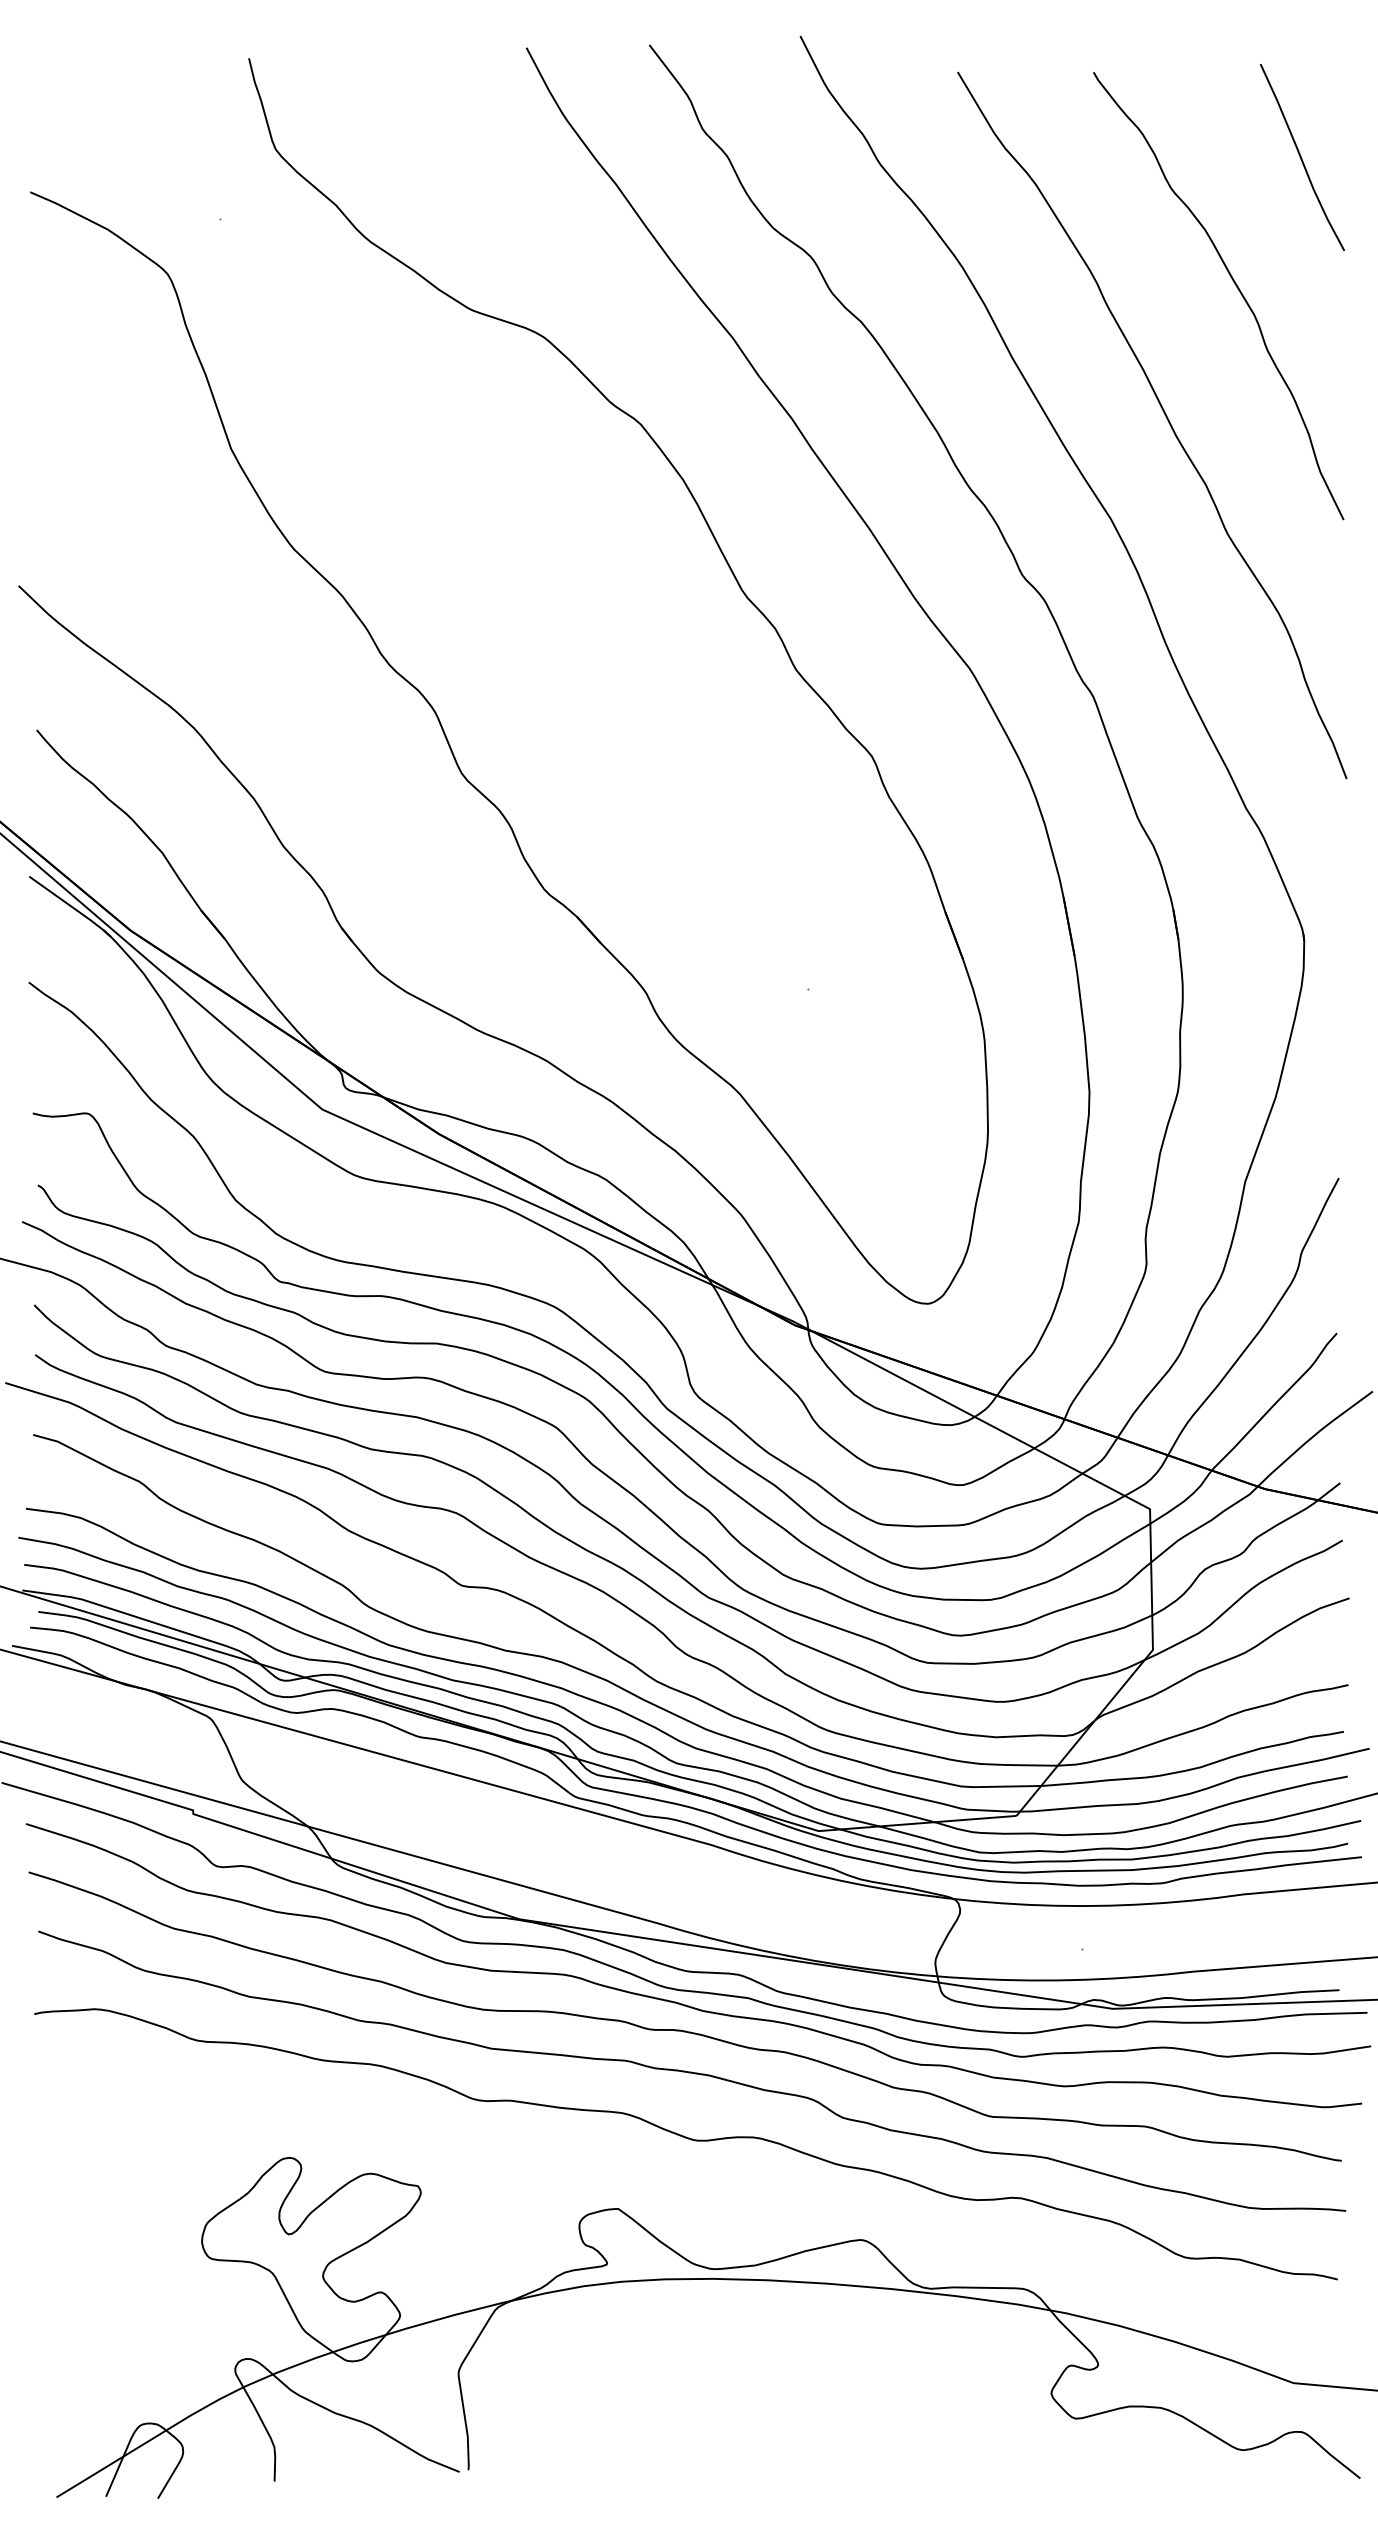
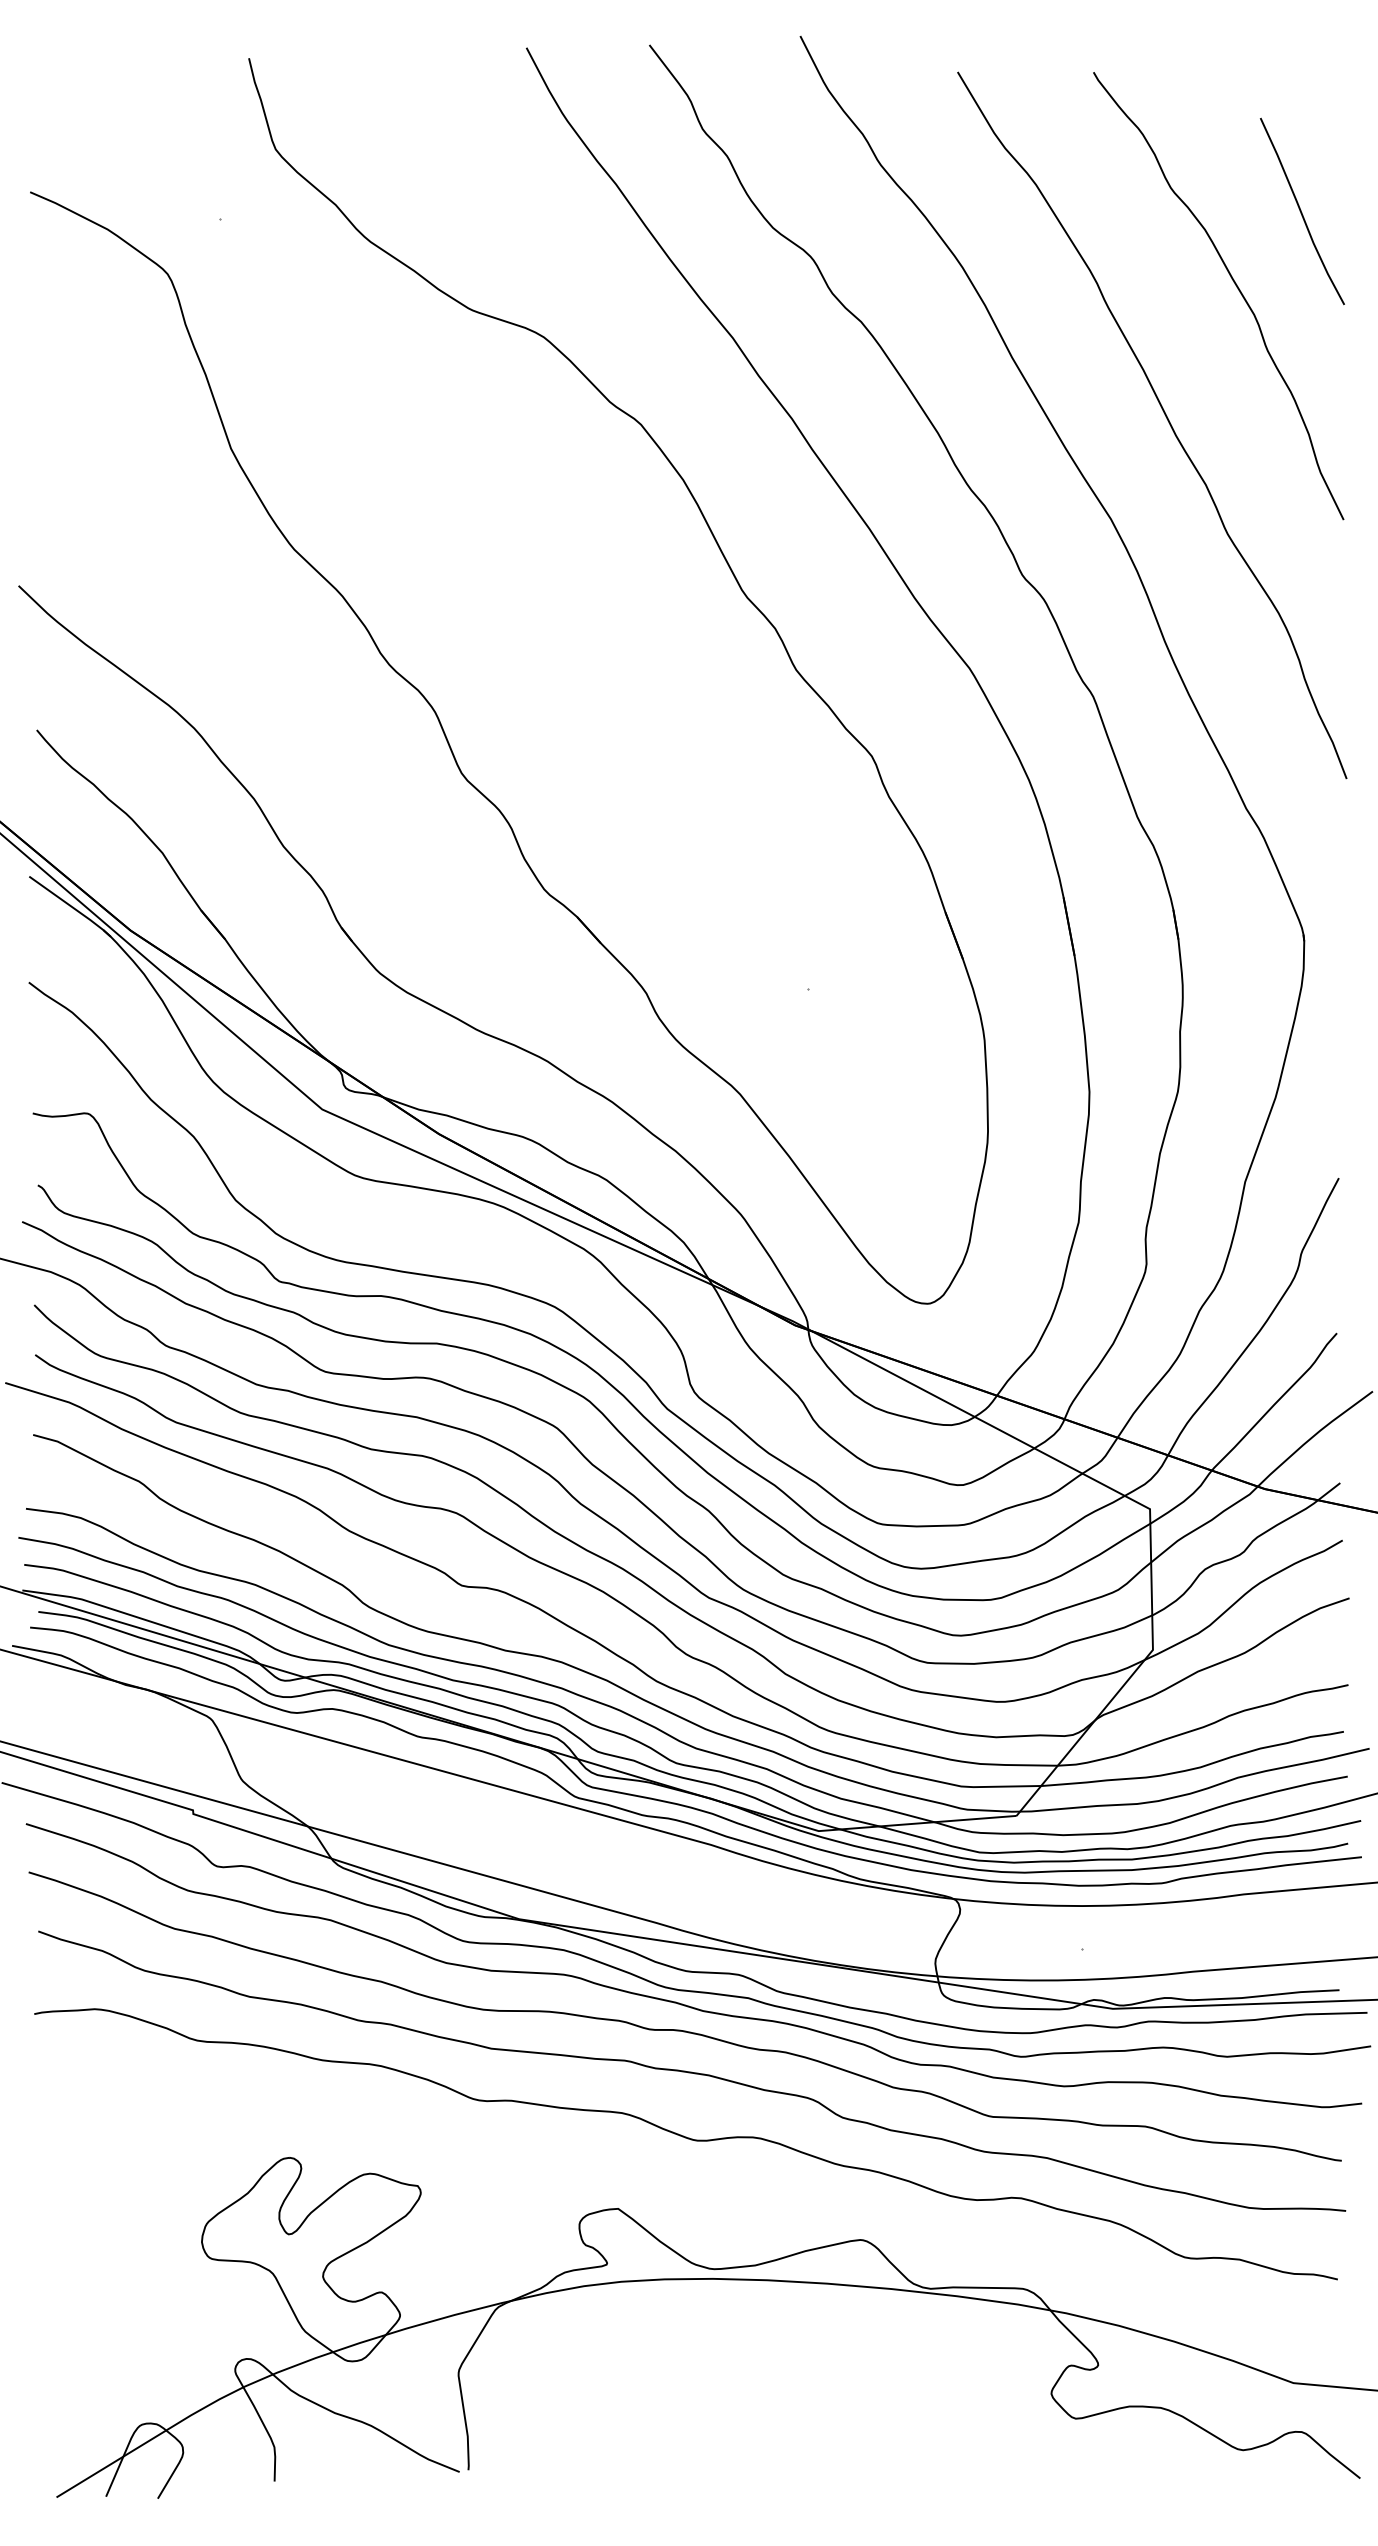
curve position: (1301, 157) -> (1301, 211) (1301, 211)
